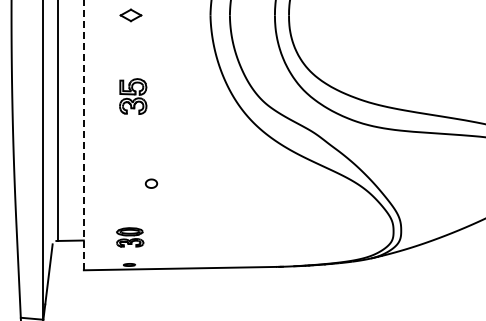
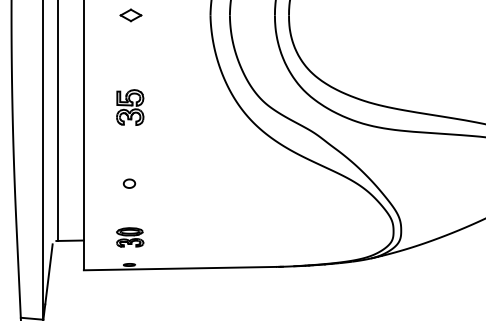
part position: (133, 96) -> (130, 107) (130, 107)
line: dashed -> solid (83, 135)
part position: (151, 183) -> (129, 183) (129, 183)
